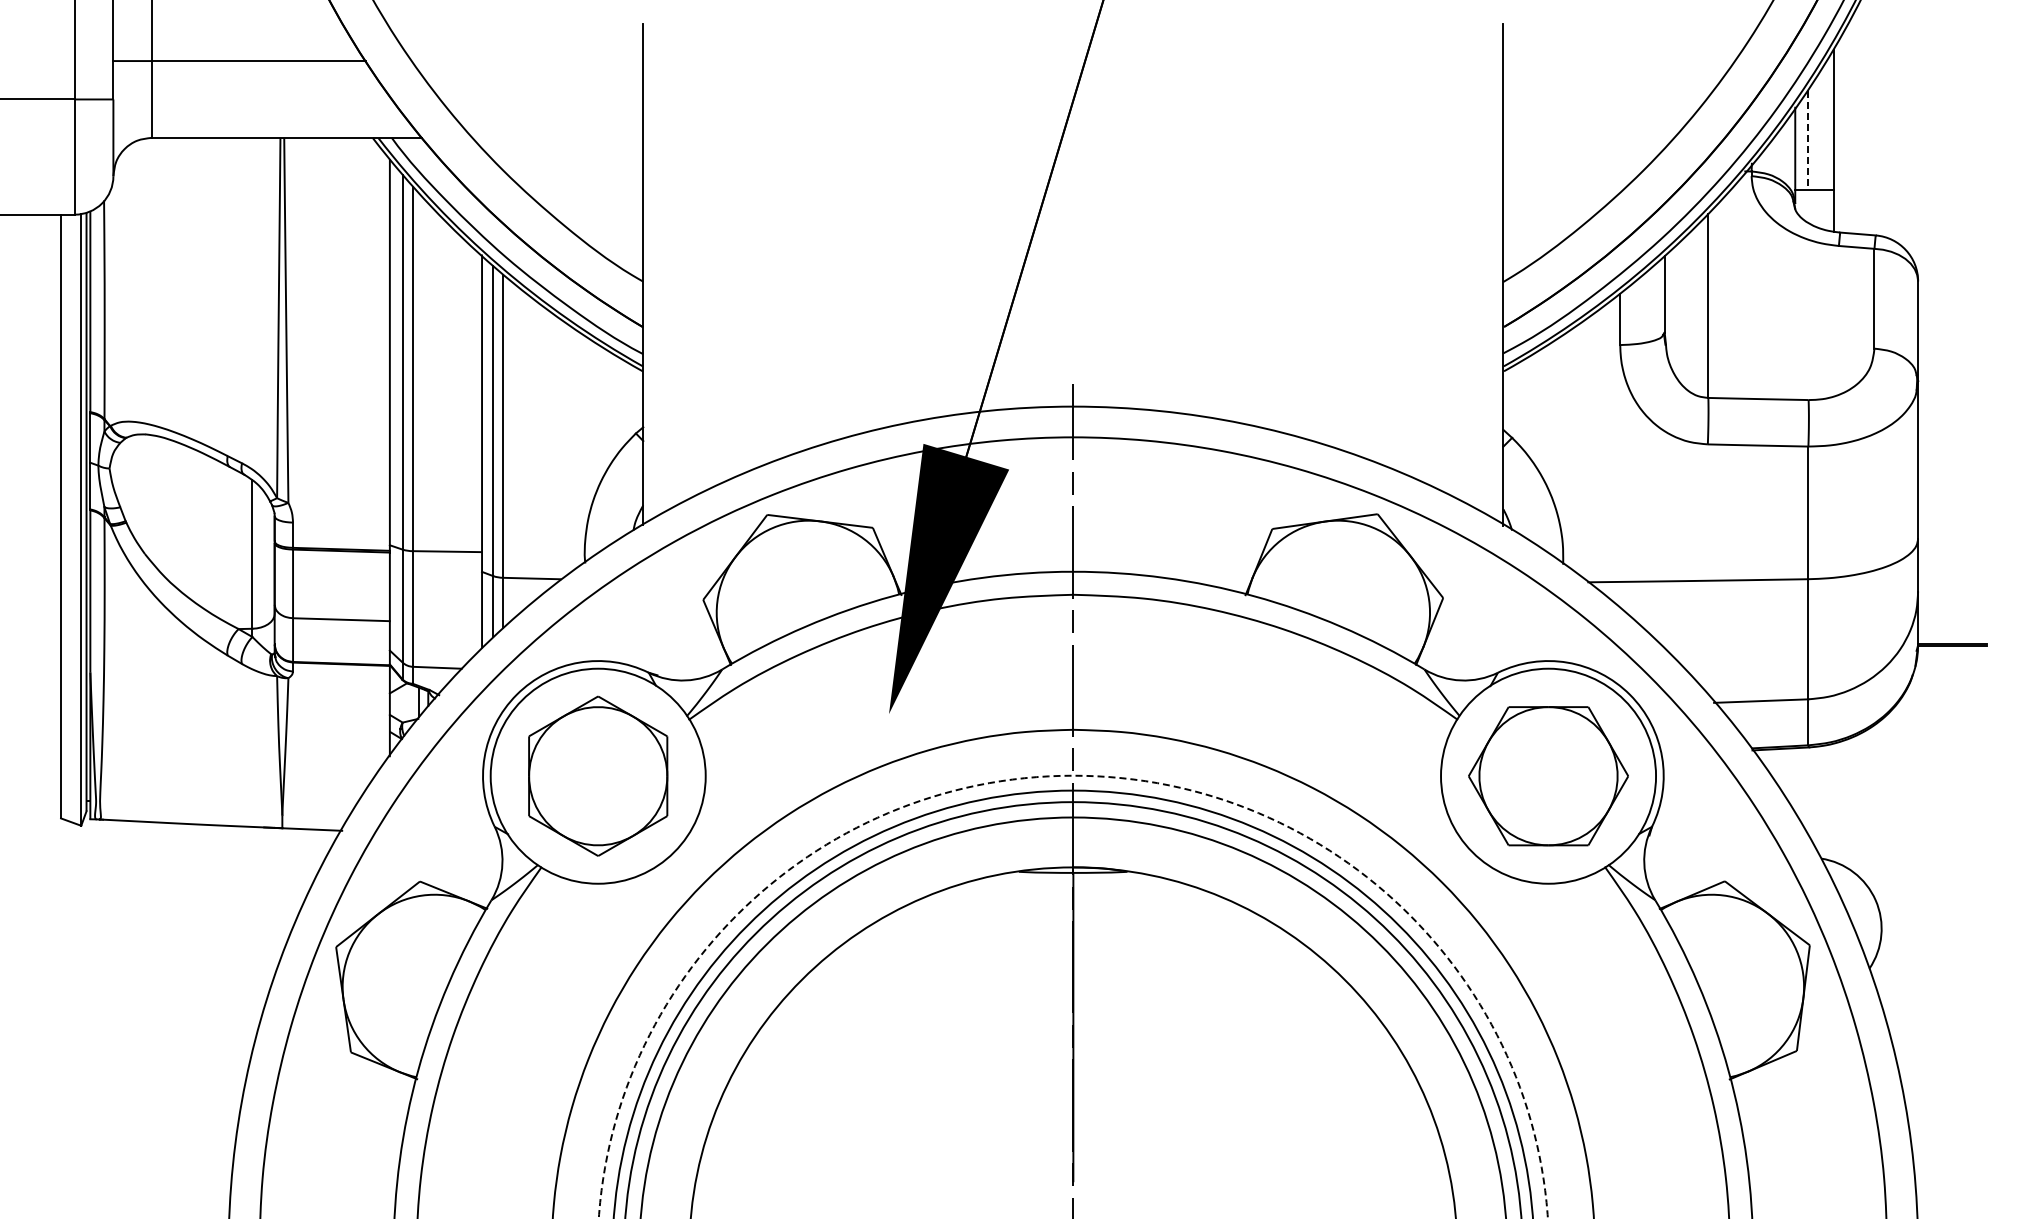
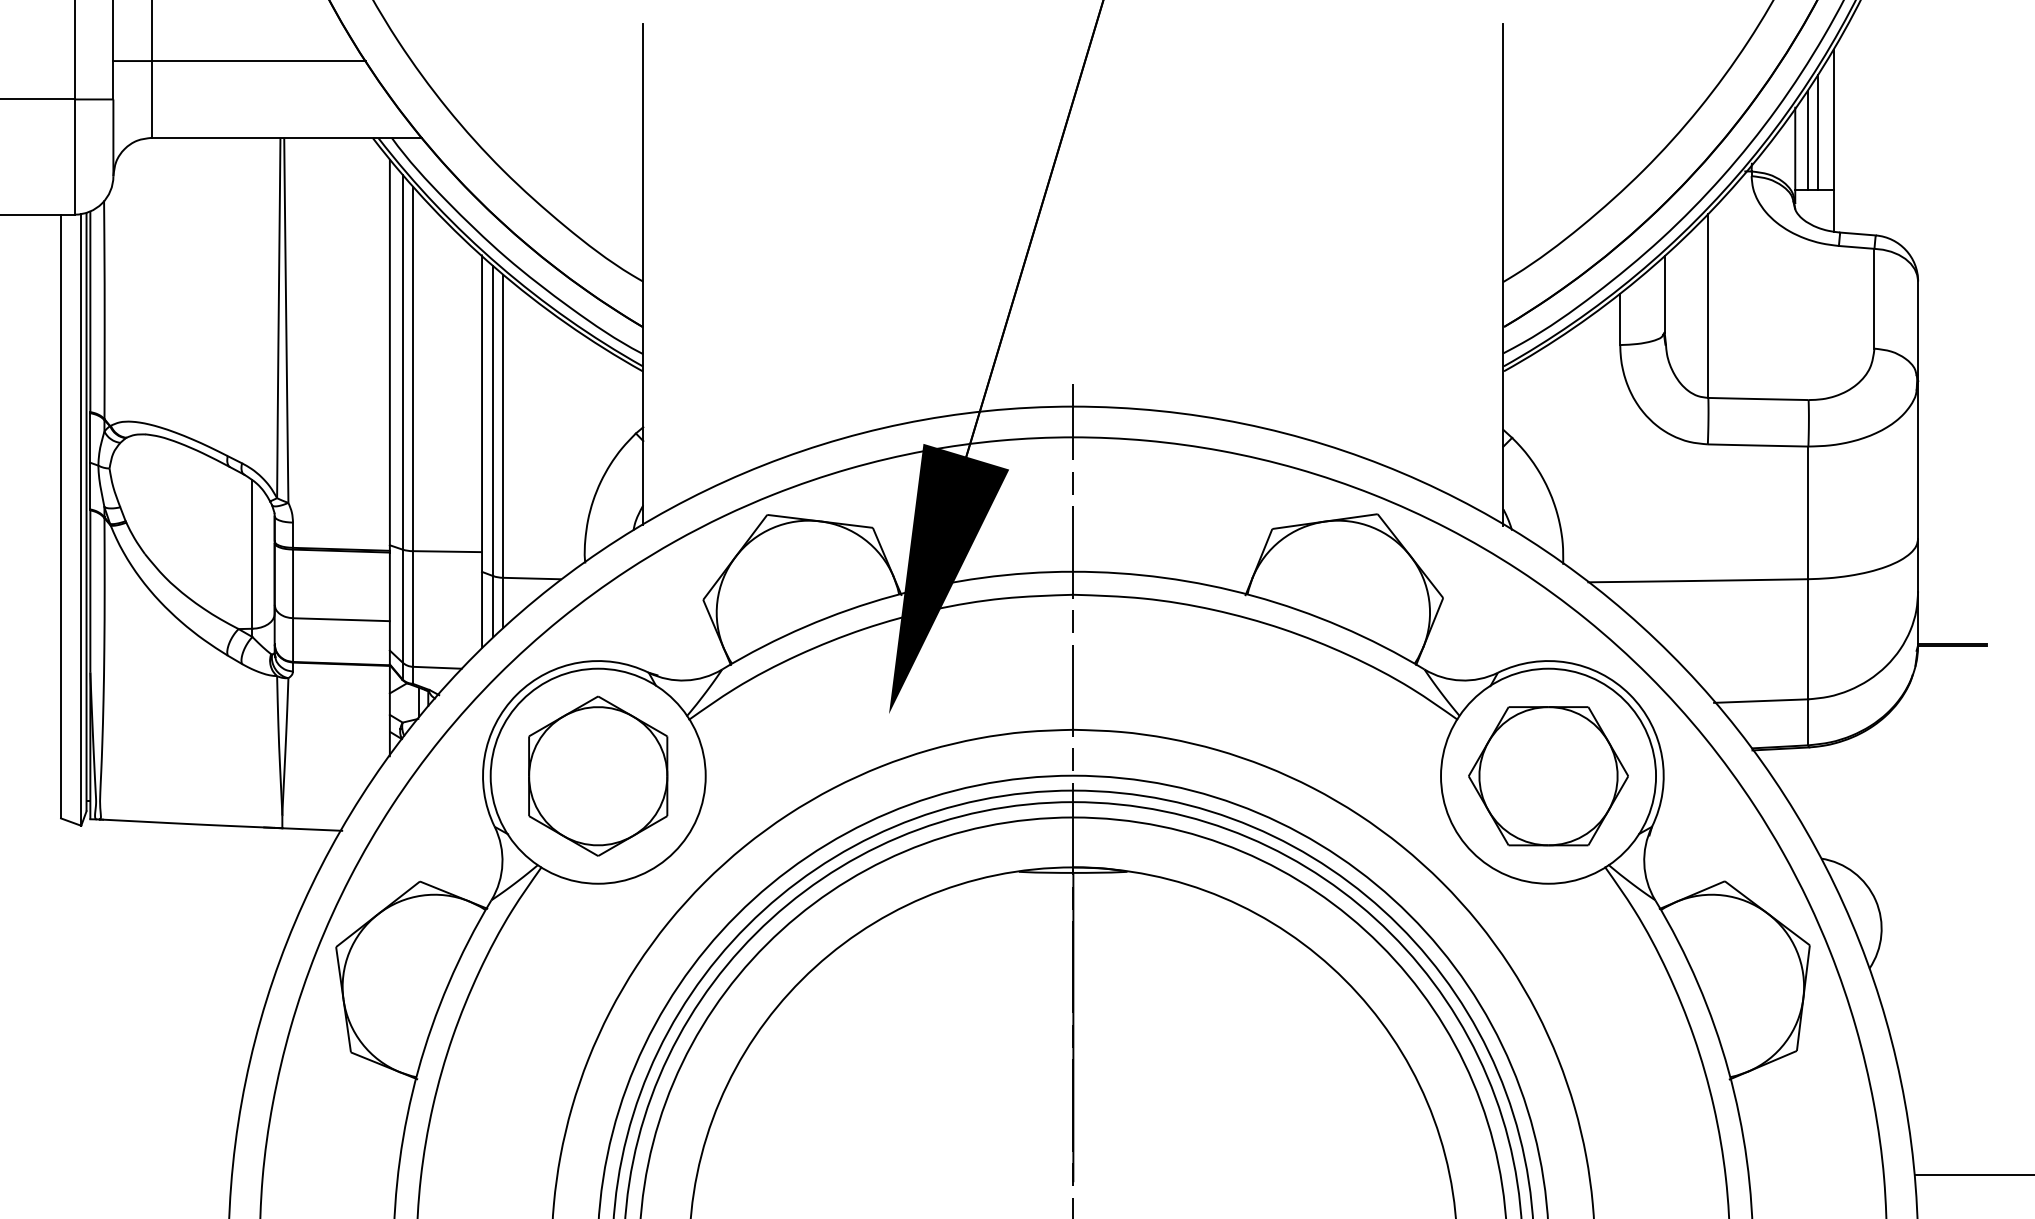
line: none -> present (1818, 132)
line: dashed -> solid (1807, 140)
circle: dashed -> solid (1072, 996)
line: none -> present (1972, 1174)
